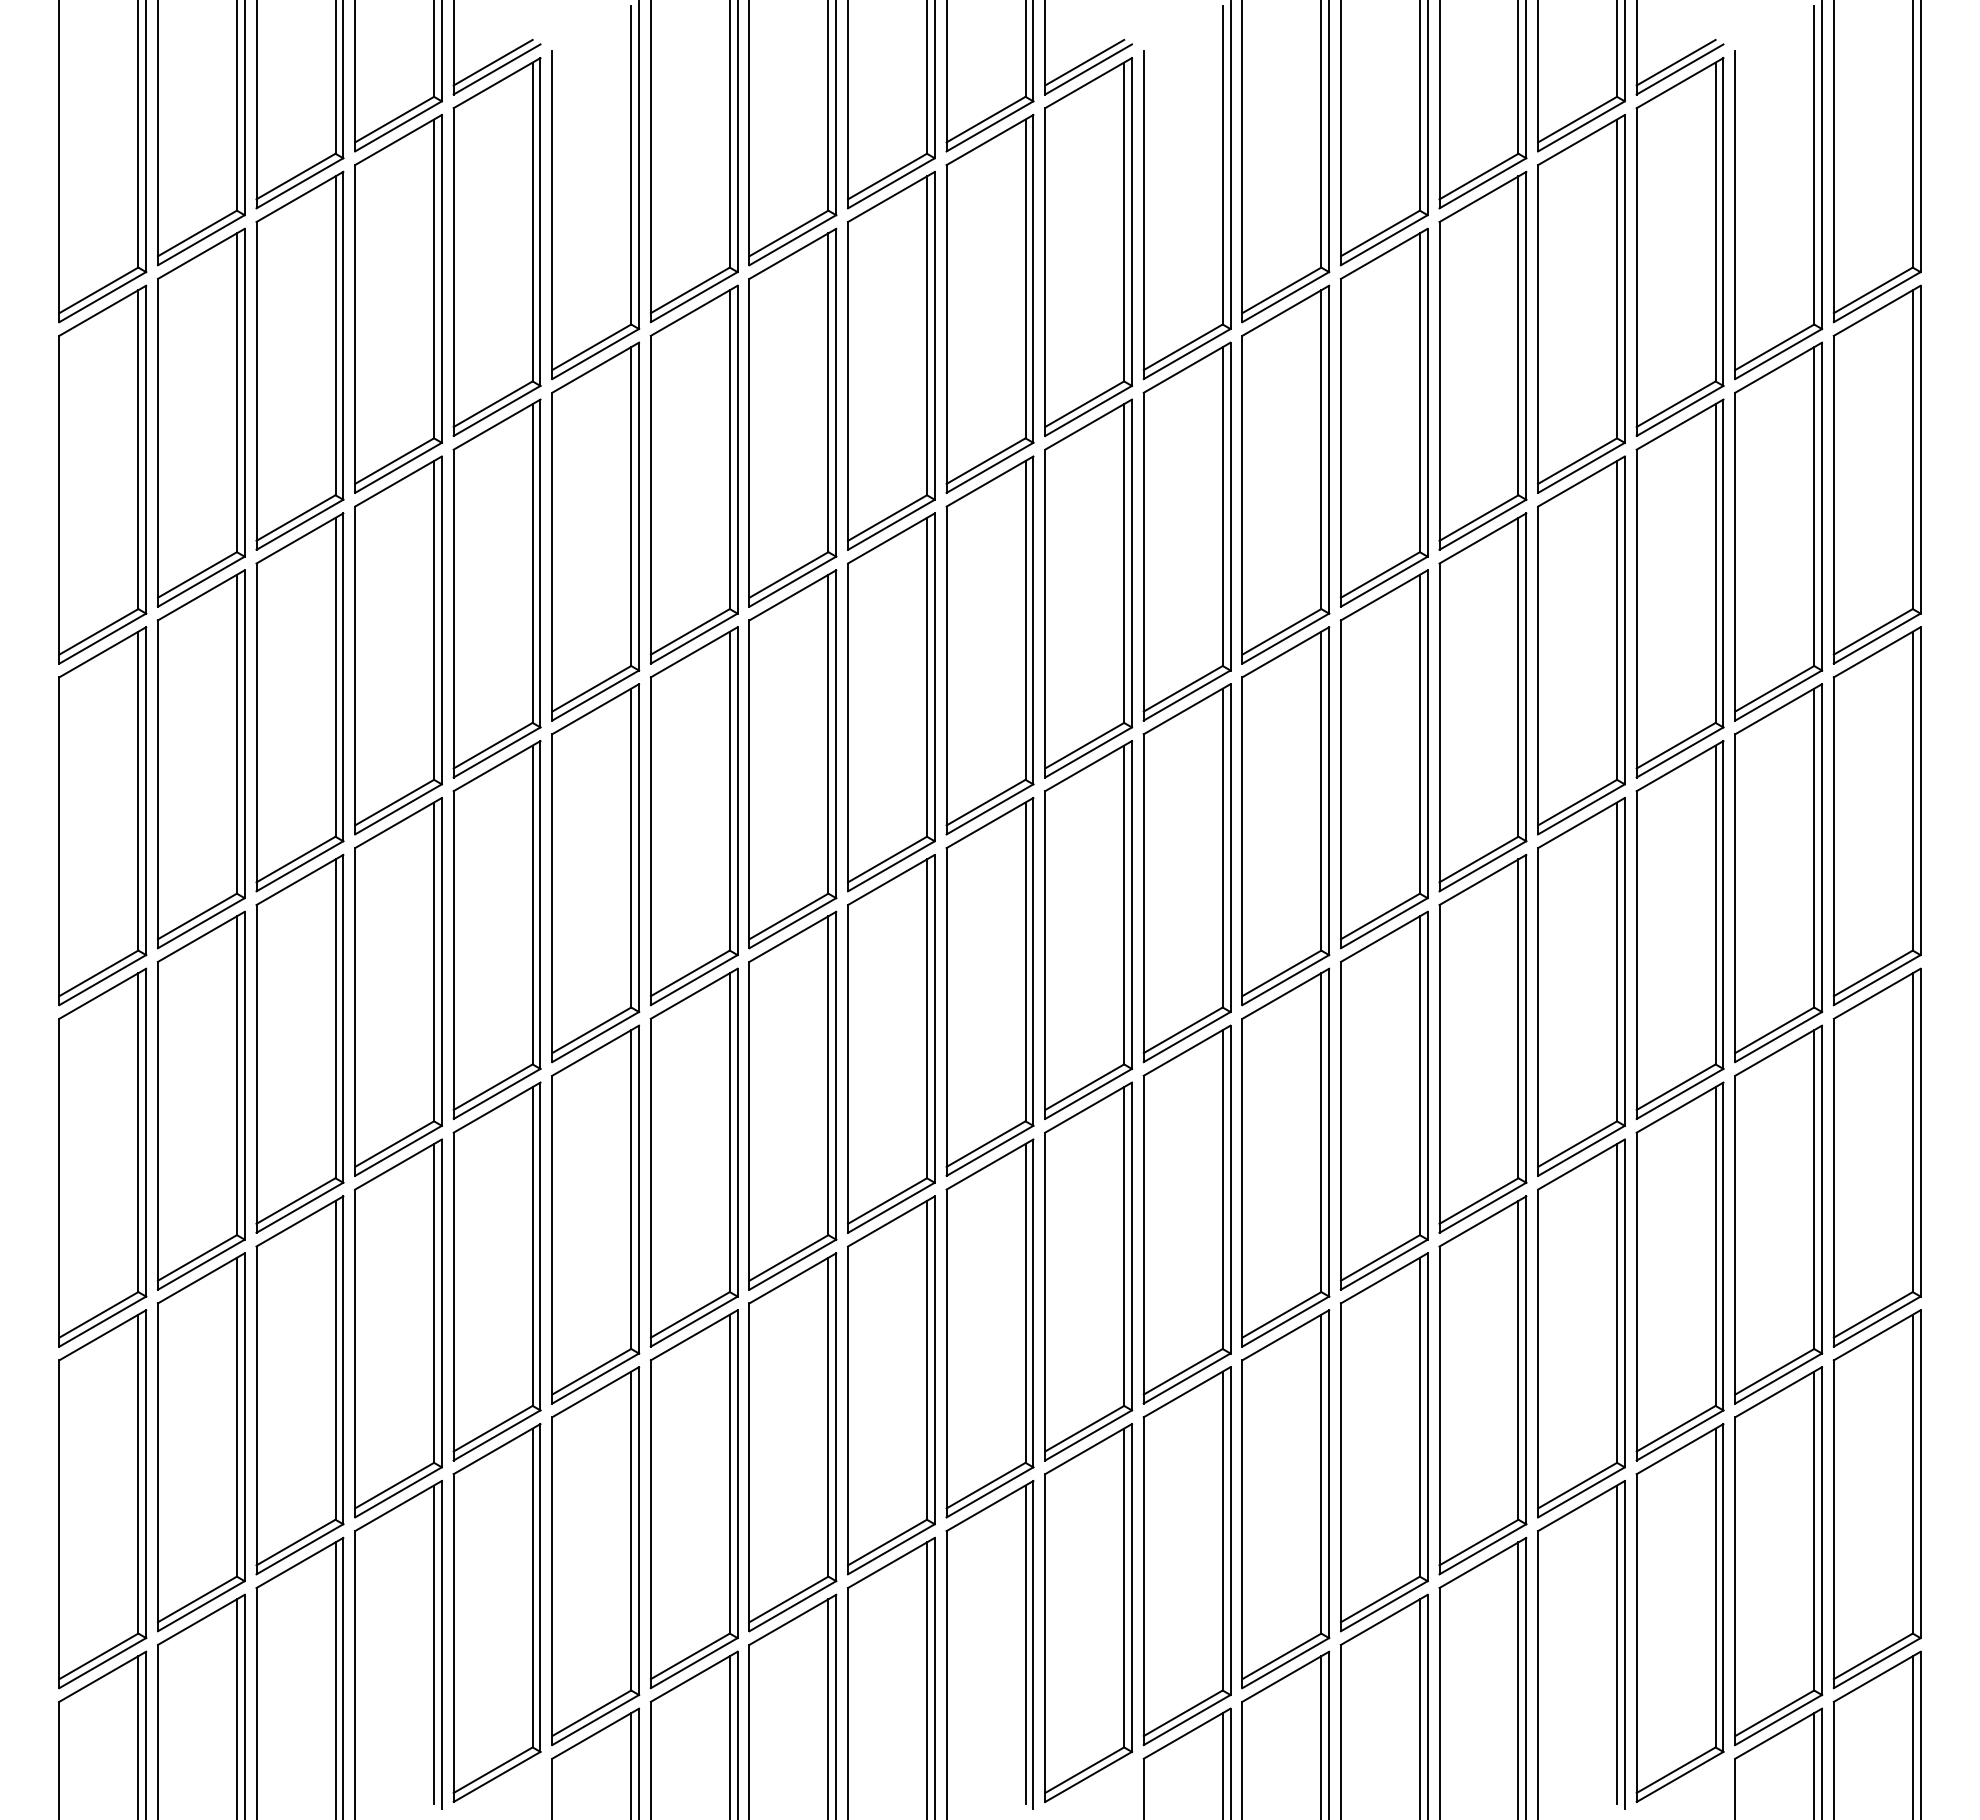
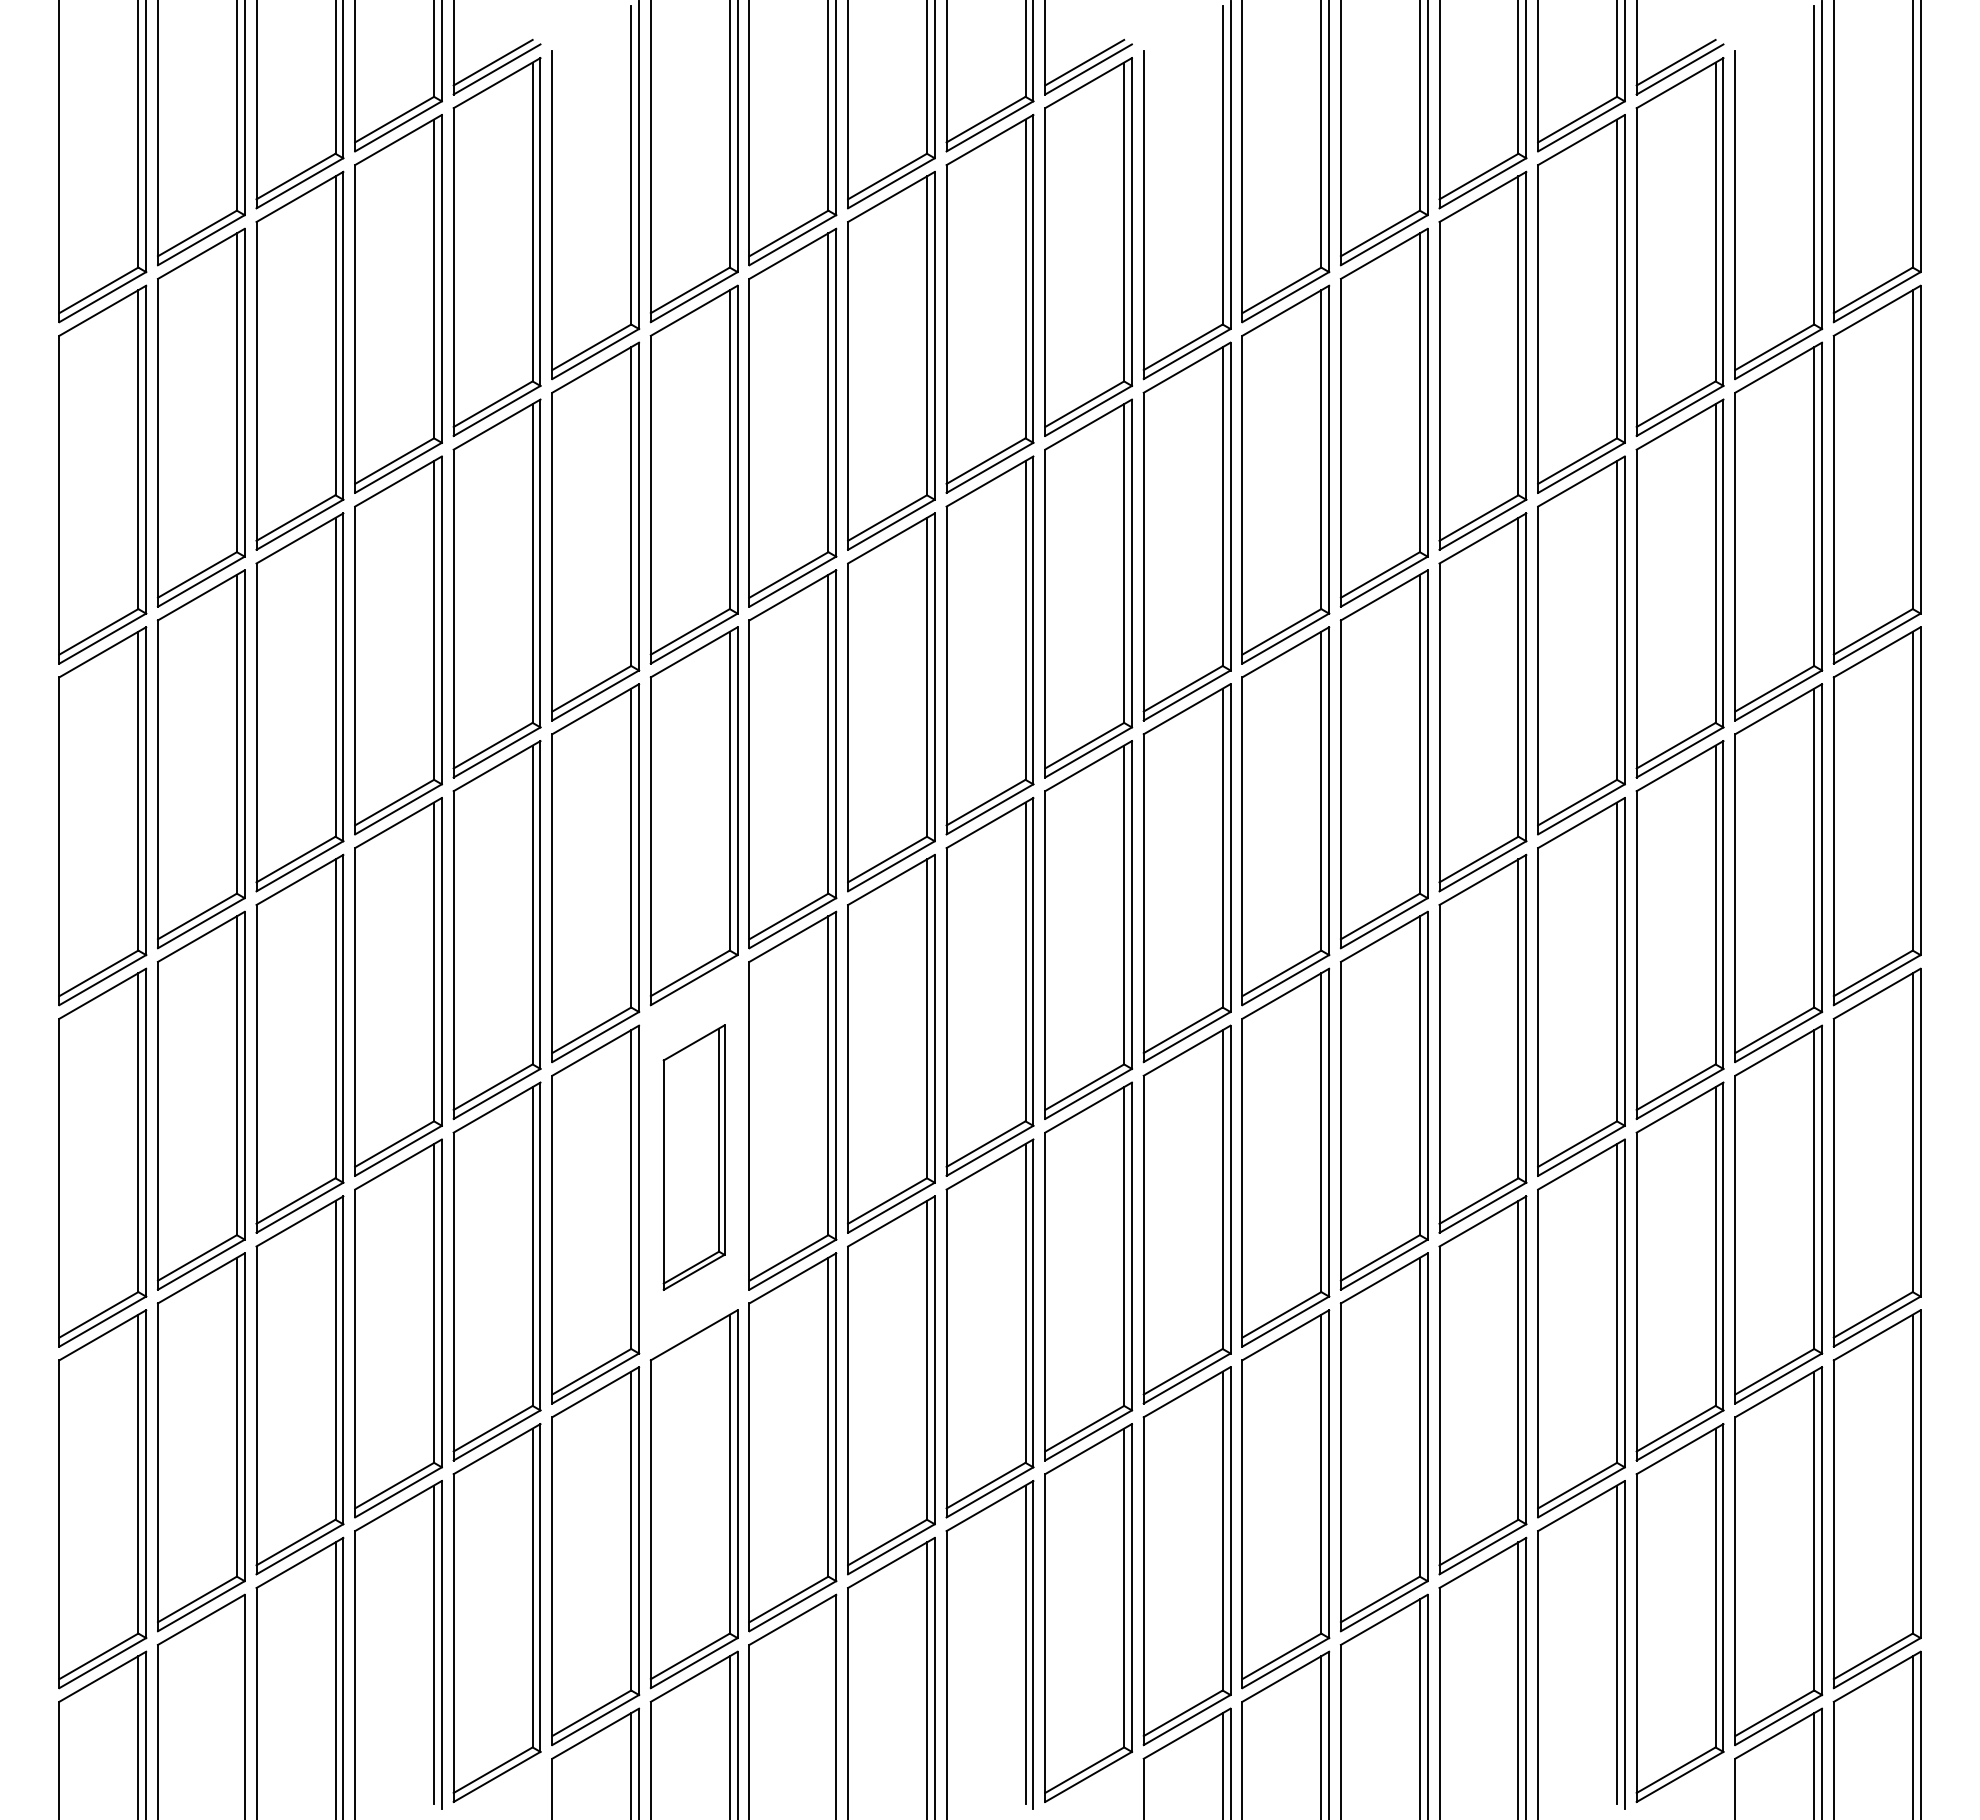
part size: 90x381 px -> 64x267 px (693, 1157)
line: present -> none (236, 1707)
line: present -> none (828, 1707)
